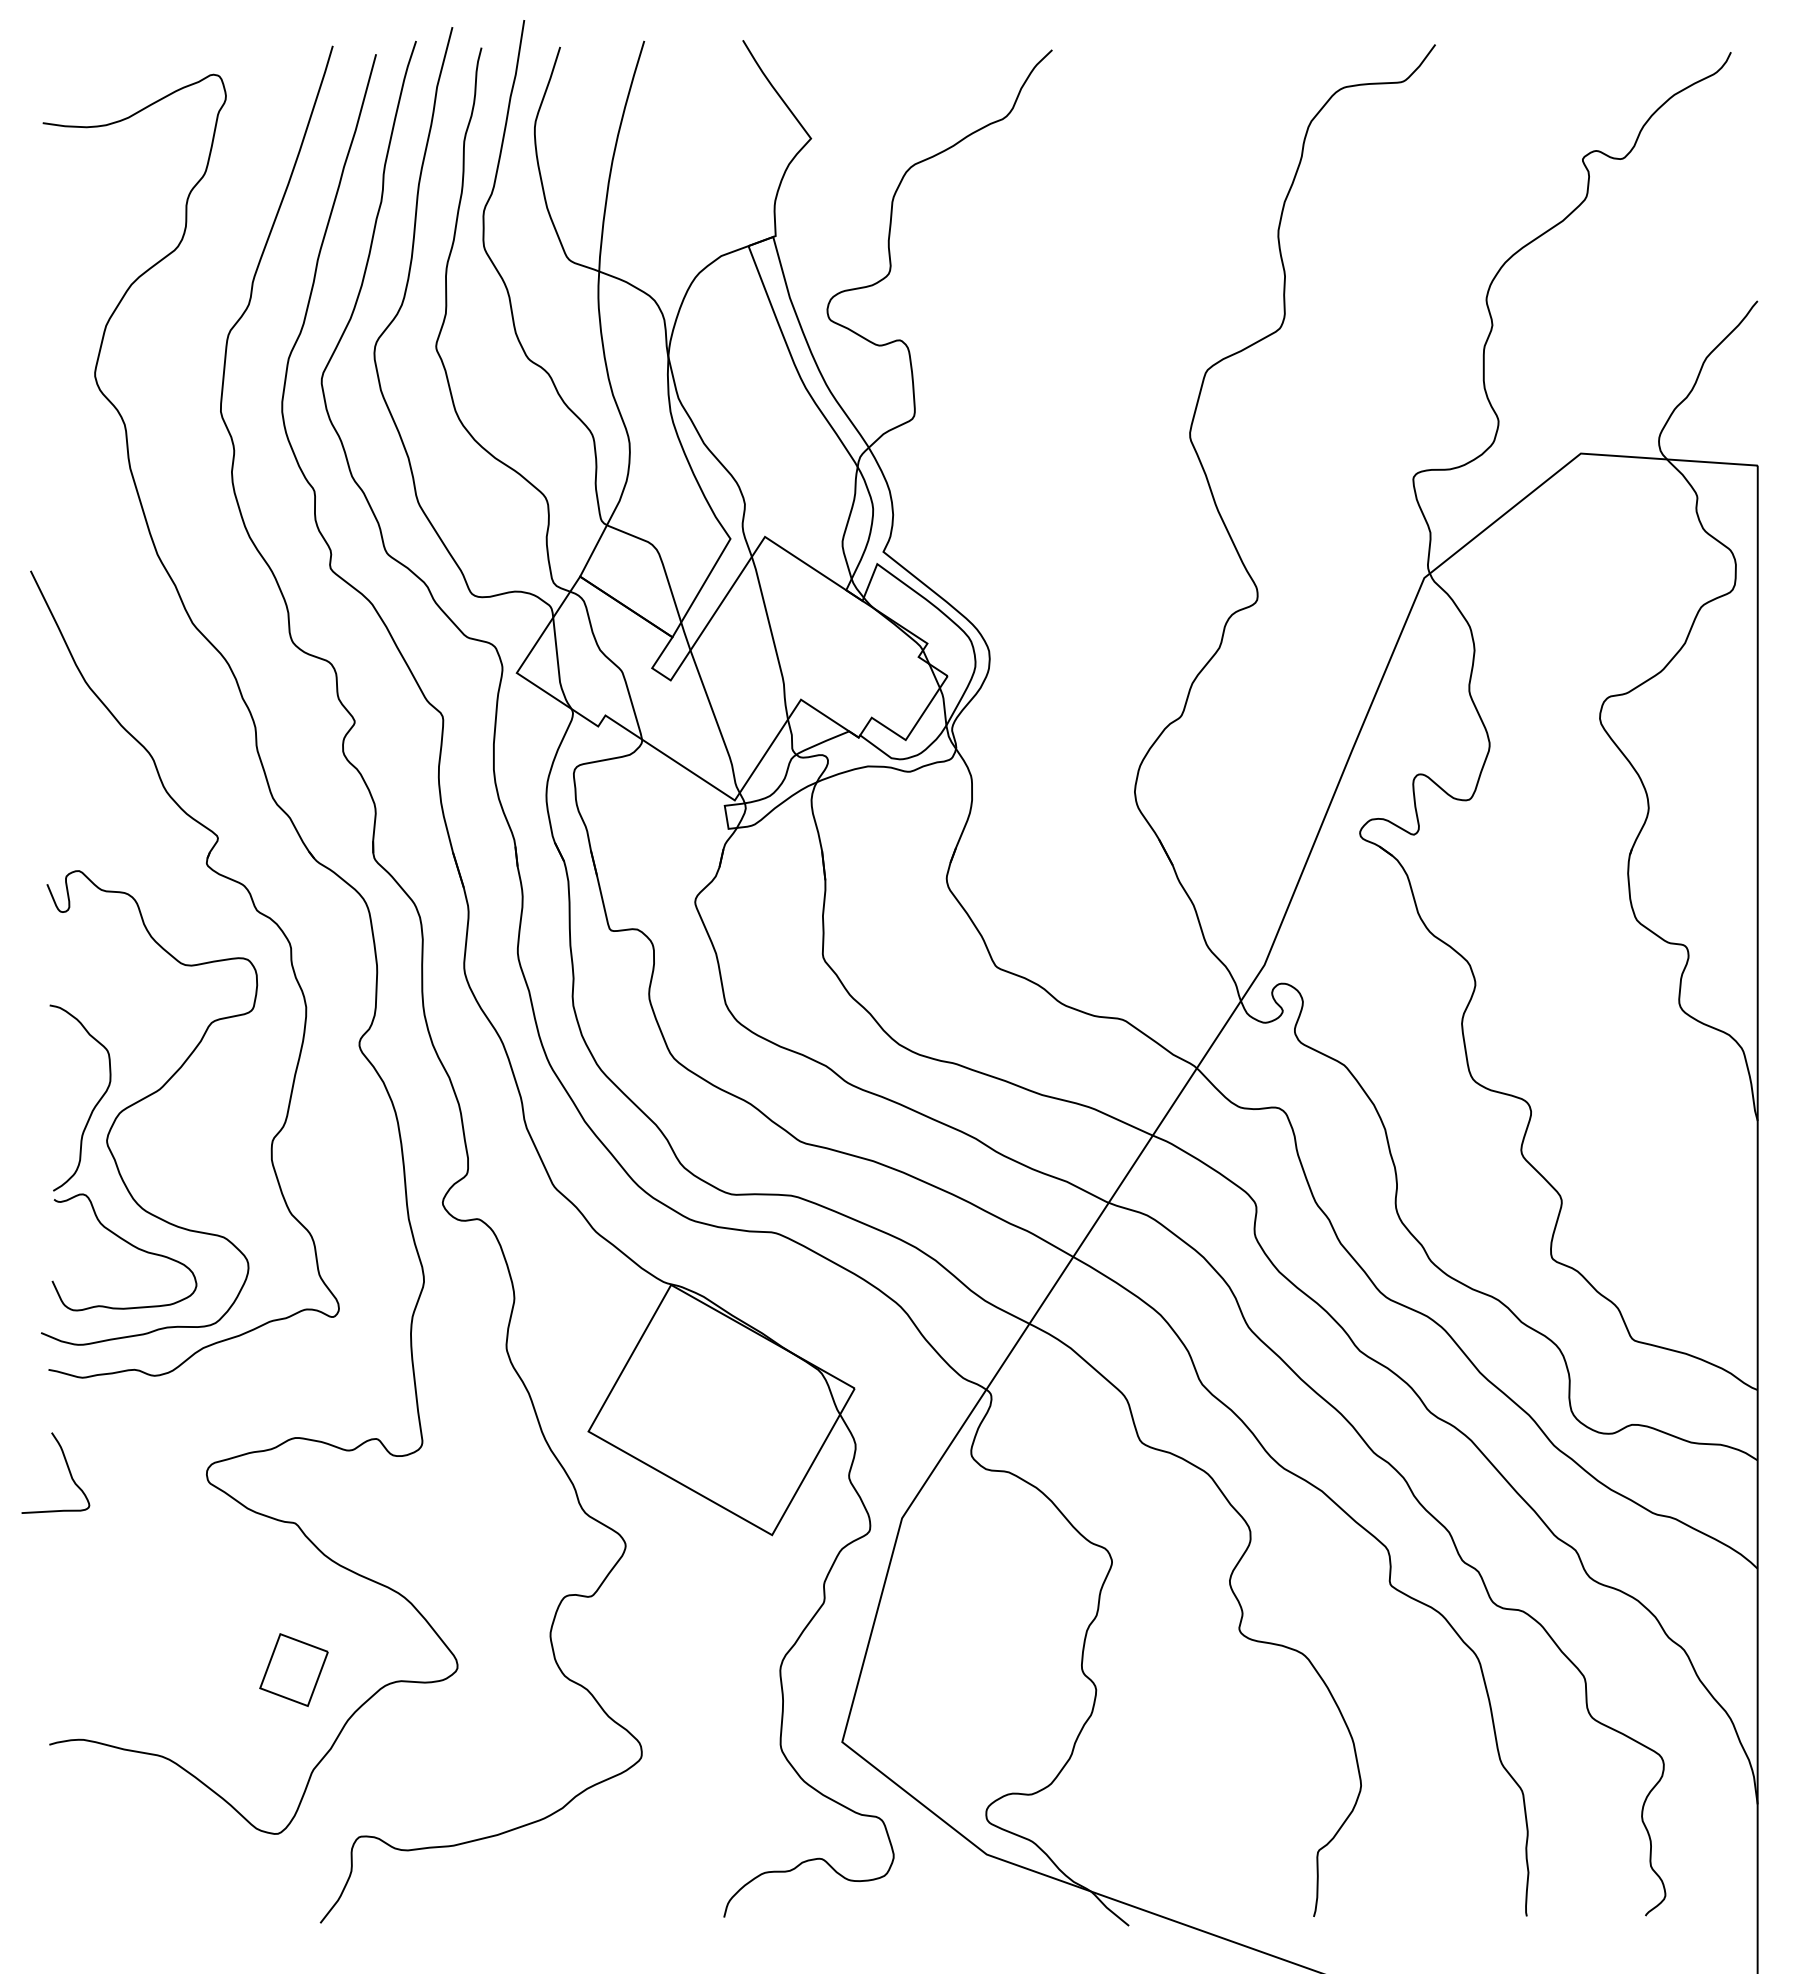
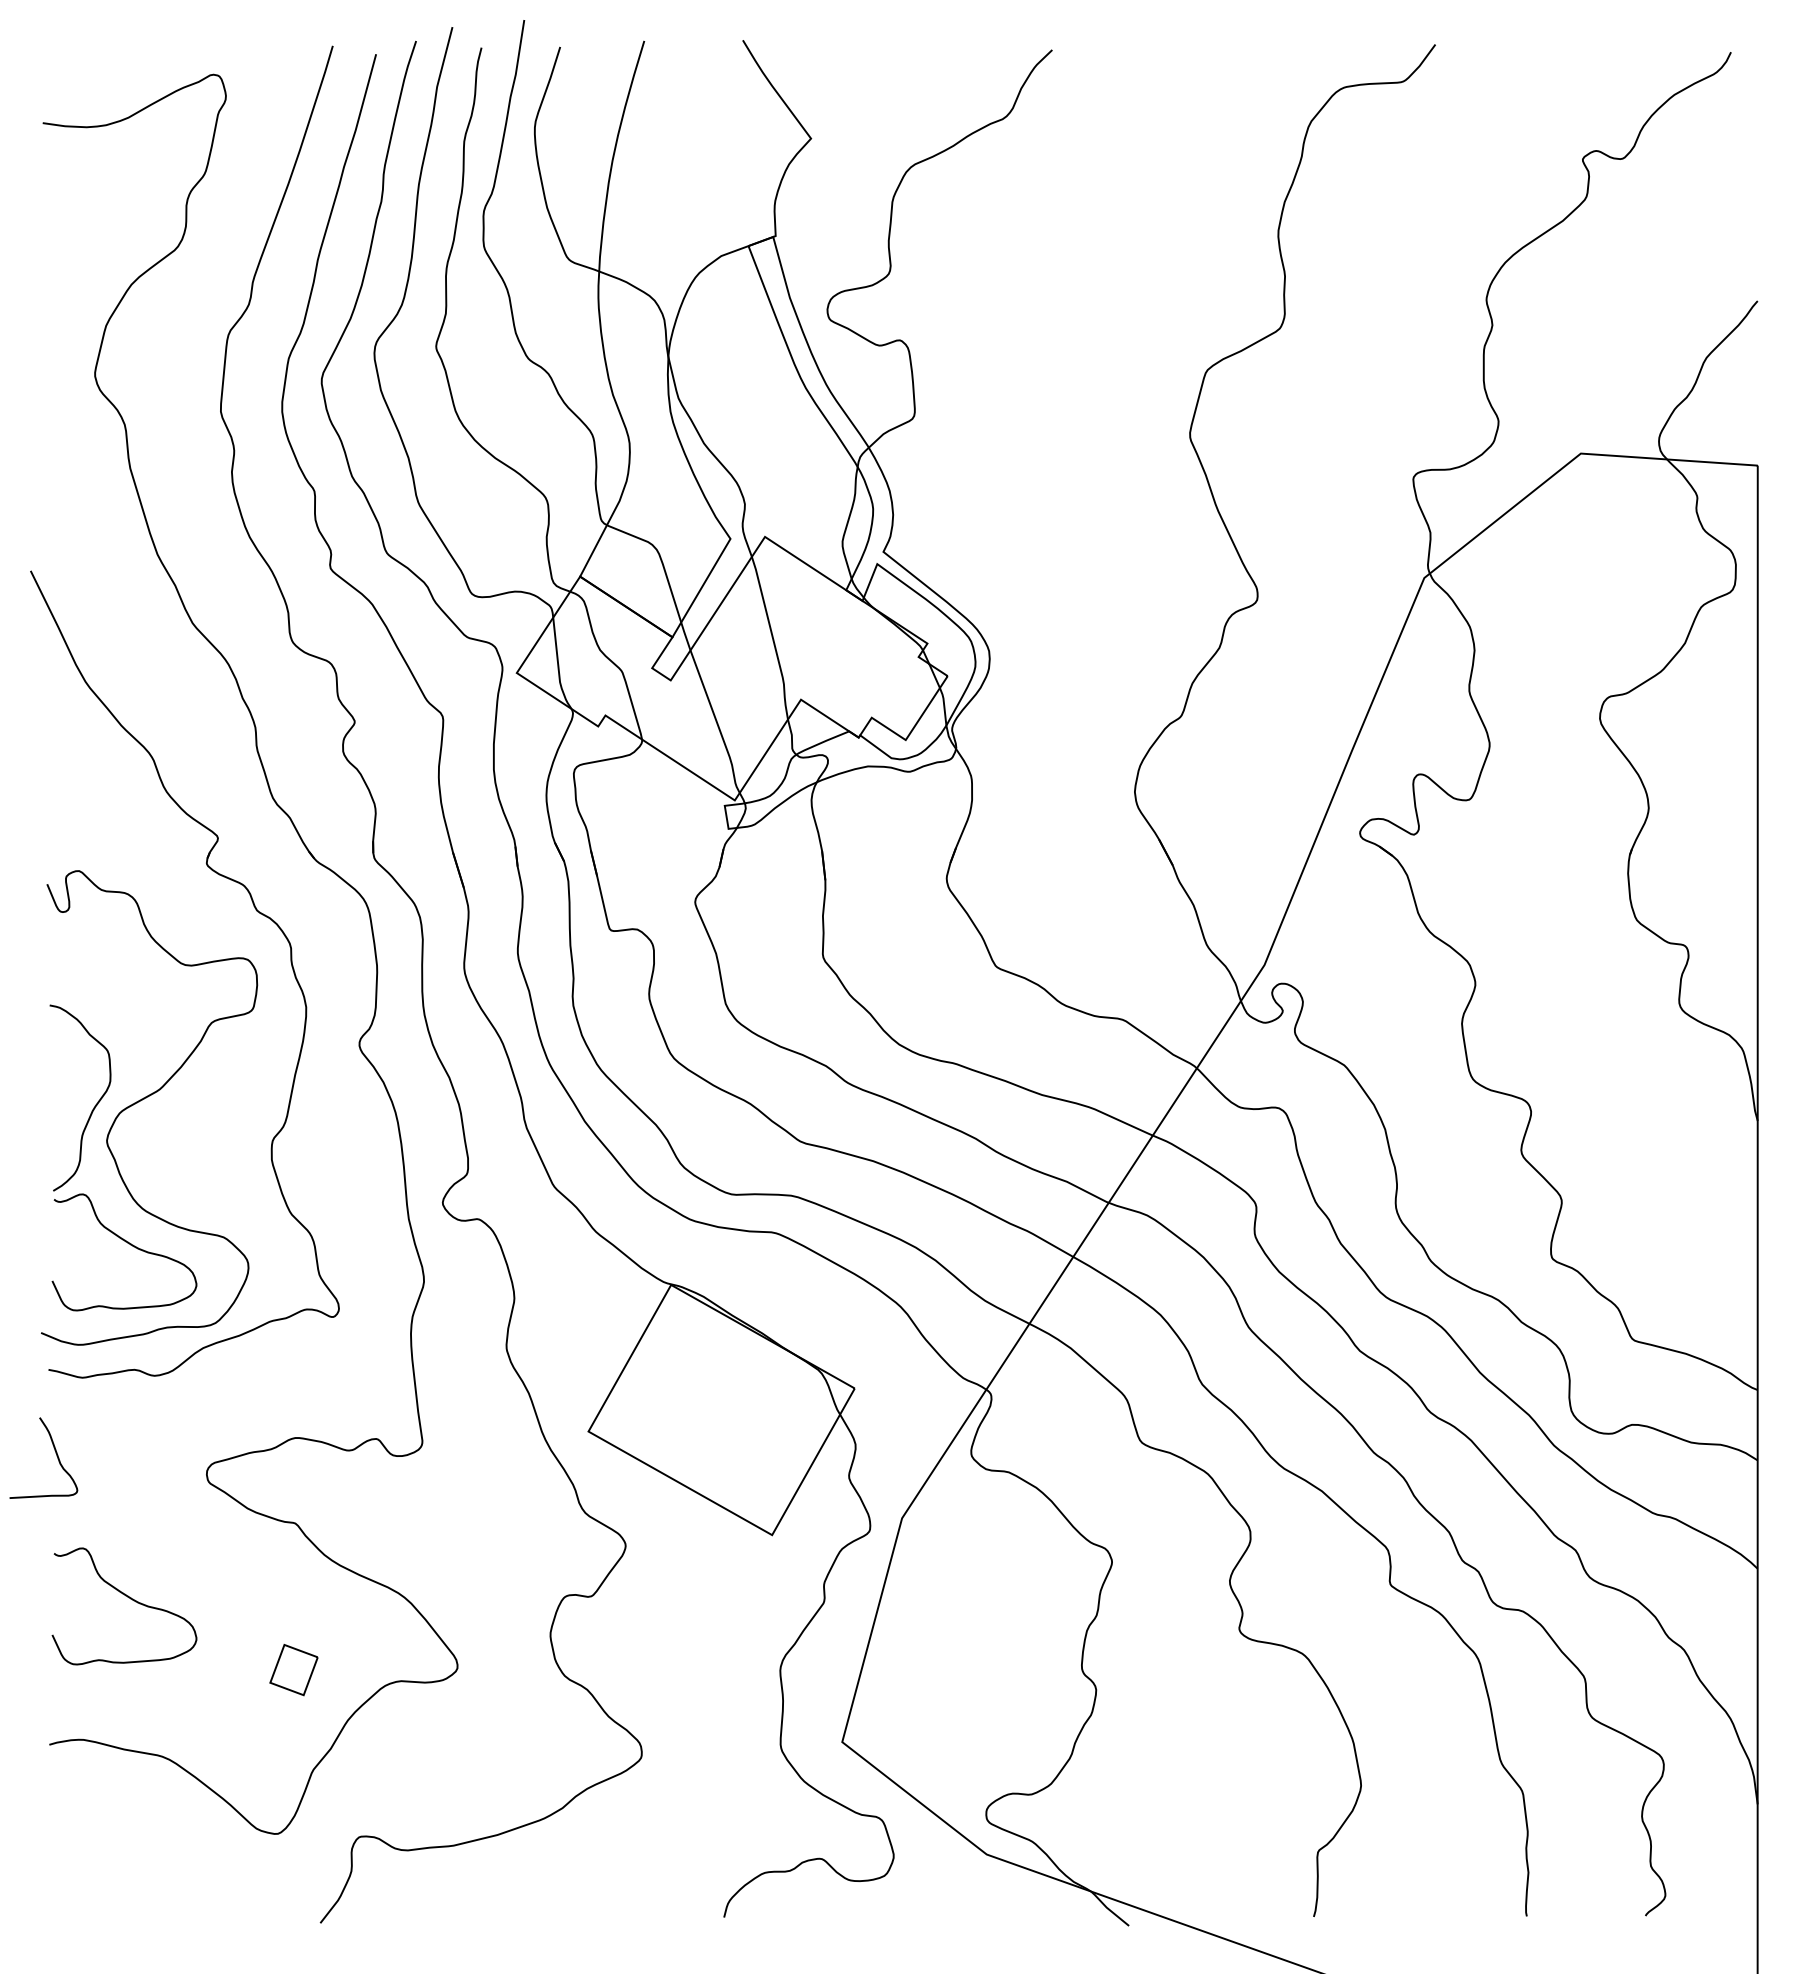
curve position: (67, 1468) -> (55, 1453) (55, 1453)
curve: none -> present (130, 1599)
part size: 70x74 px -> 50x53 px (293, 1670)
